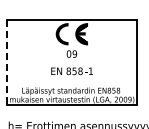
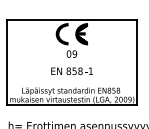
line: dashed -> solid (7, 62)
